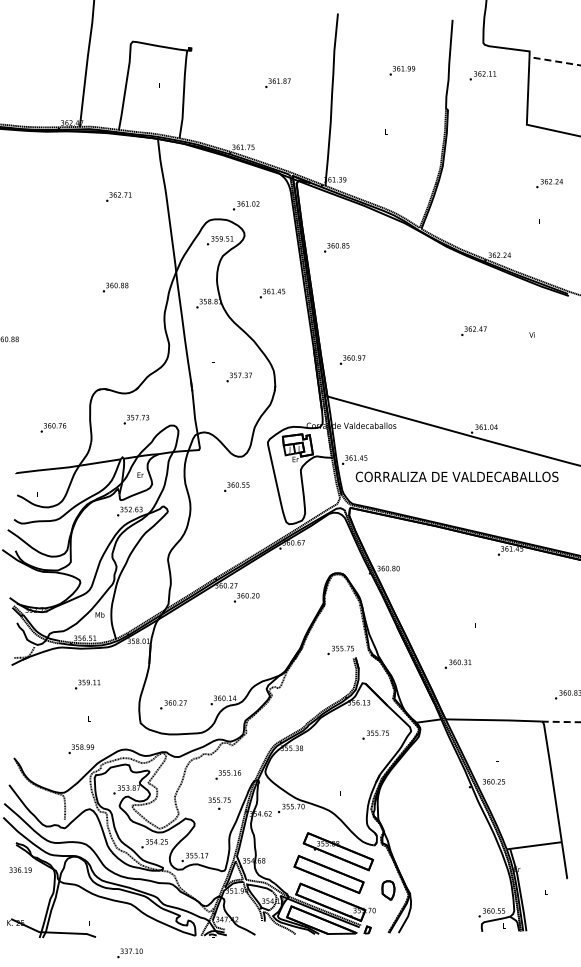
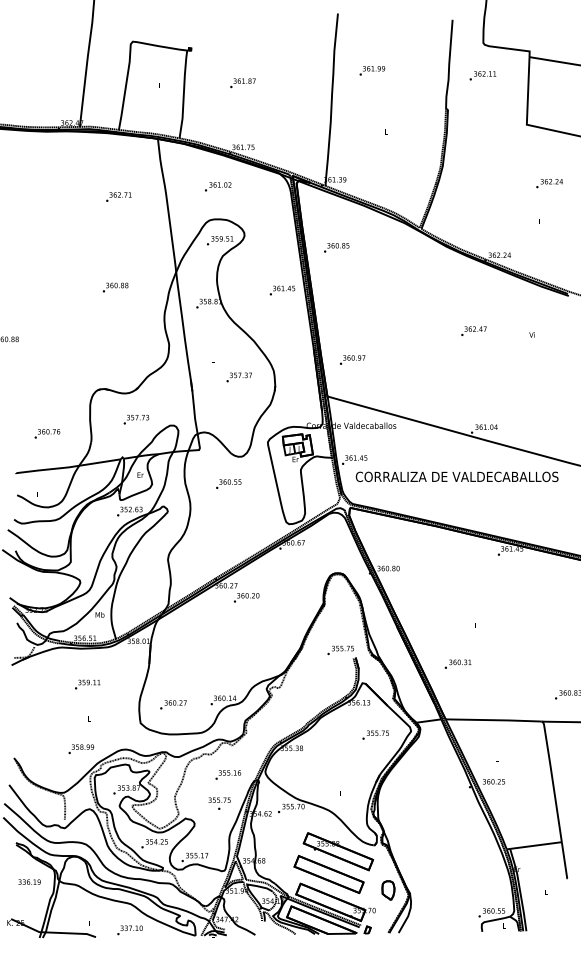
line: dashed -> solid (555, 61)
text position: (402, 70) -> (372, 70) (372, 70)
text position: (277, 83) -> (242, 83) (242, 83)
text position: (246, 205) -> (218, 186) (218, 186)
text position: (272, 293) -> (282, 290) (282, 290)
text position: (53, 427) -> (47, 433) (47, 433)
text position: (236, 486) -> (228, 483) (228, 483)
line: dashed -> solid (561, 721)
text position: (20, 869) -> (29, 881) (29, 881)
text position: (129, 953) -> (129, 930) (129, 930)
